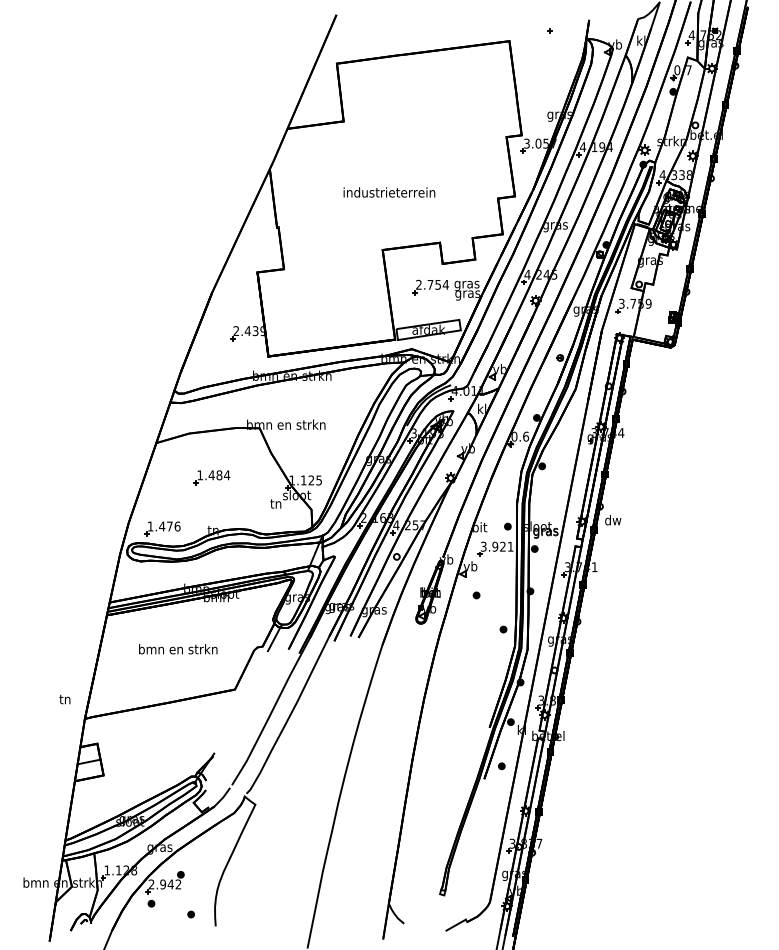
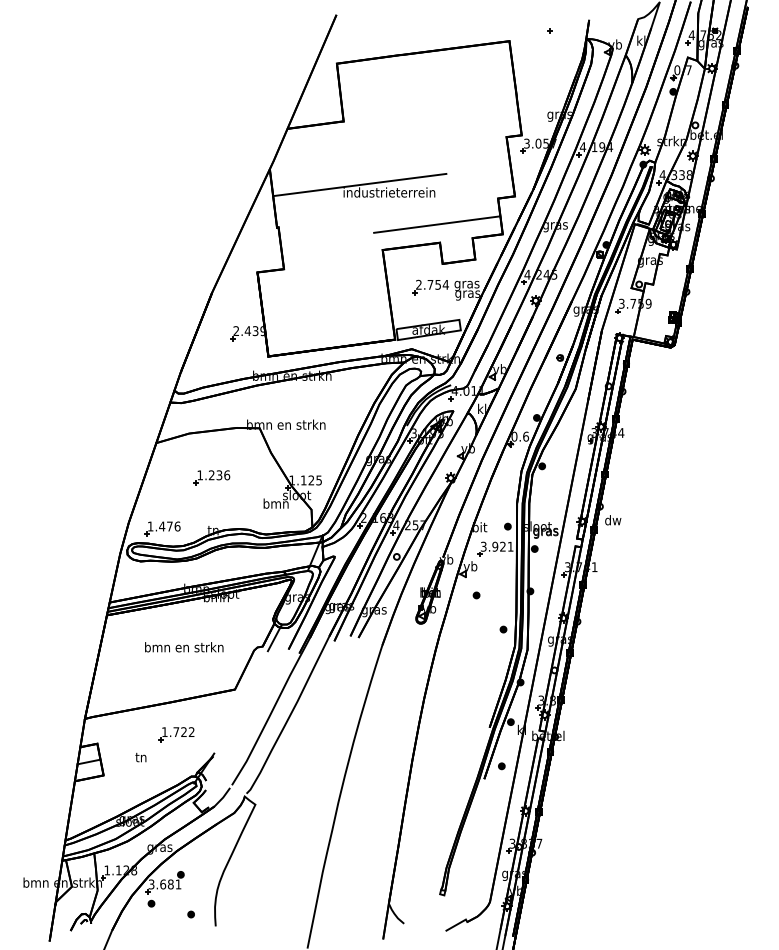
line: none -> present (359, 184)
line: none -> present (436, 224)
text: 1.484 -> 1.236 (219, 475)
text: tn -> bmn (275, 503)
text position: (178, 649) -> (184, 647) (184, 647)
text position: (64, 699) -> (140, 757) (140, 757)
part: none -> present (176, 734)
text: 2.942 -> 3.681 (164, 884)
